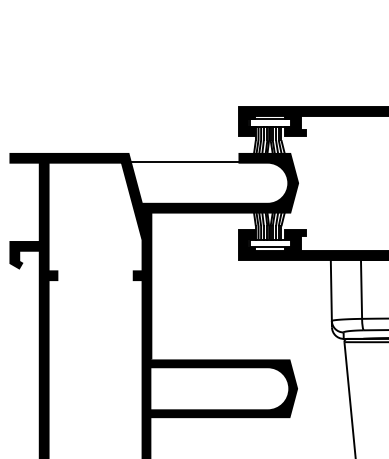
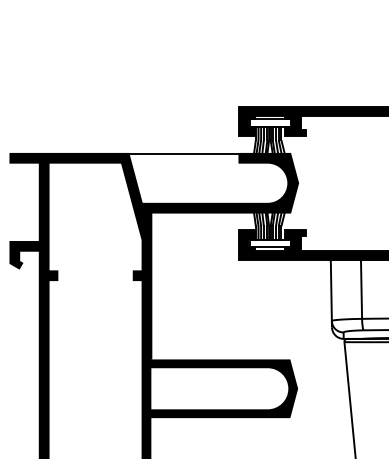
line position: (183, 161) -> (183, 153) (183, 153)
